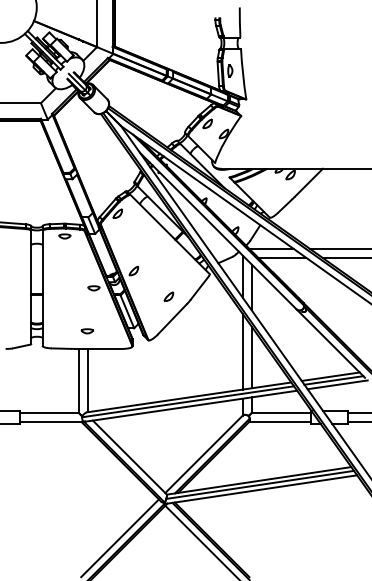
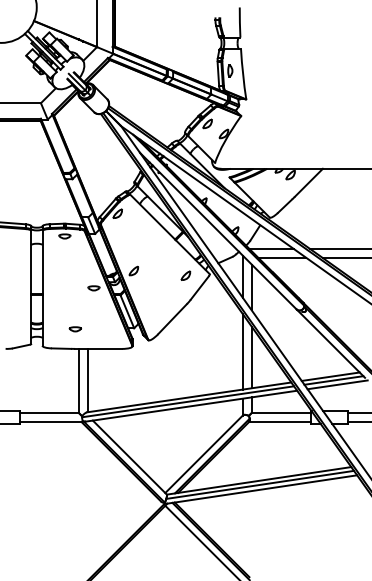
part position: (168, 296) -> (185, 275) (185, 275)
part position: (86, 331) -> (74, 329) (74, 329)
line: present -> none (119, 538)
